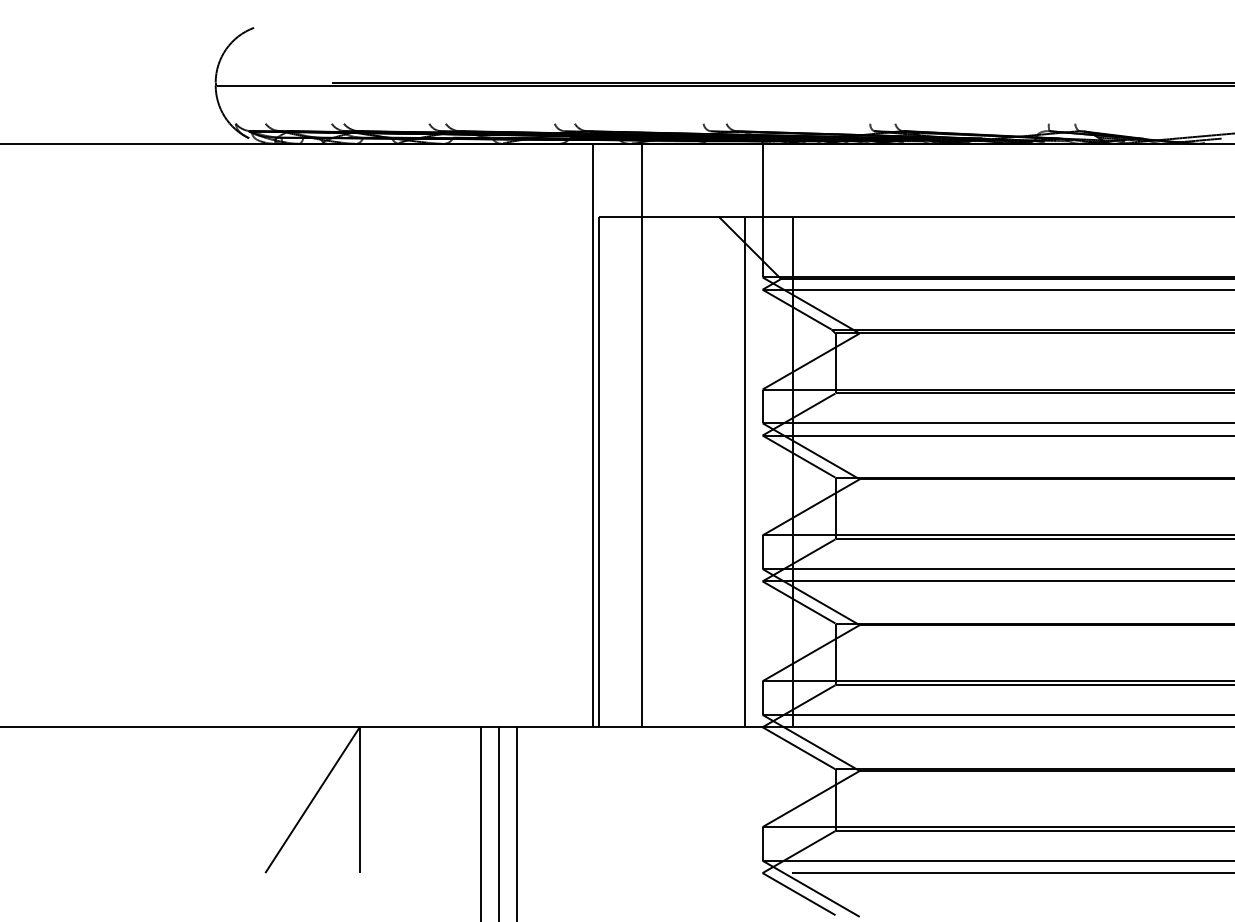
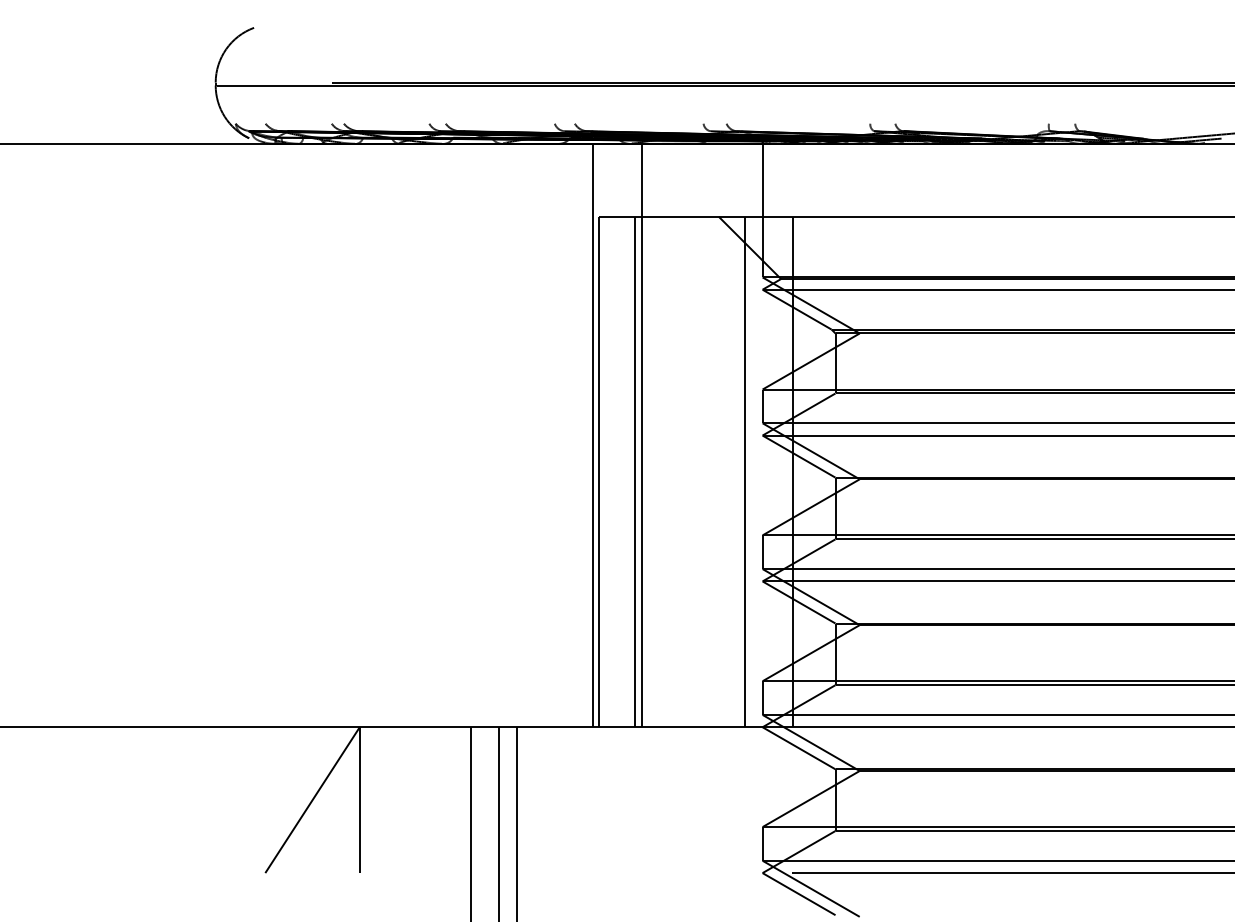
line: none -> present (635, 471)
line position: (480, 822) -> (470, 822) (470, 822)
